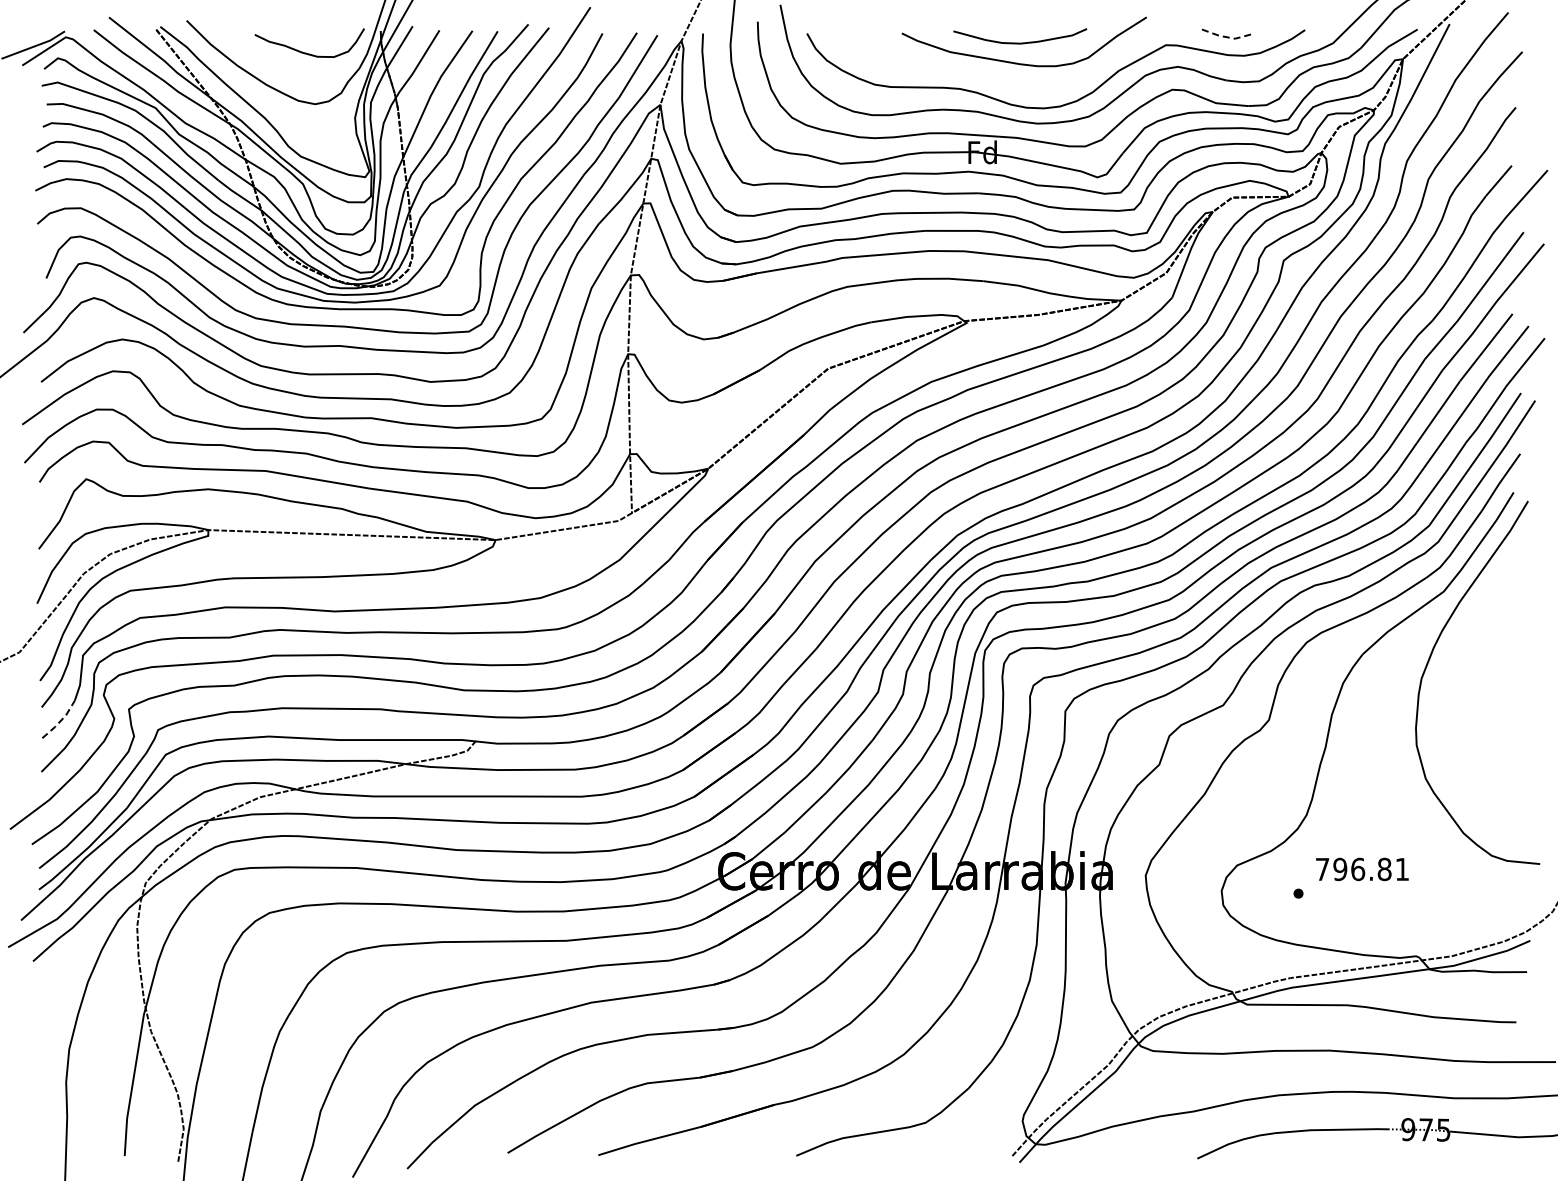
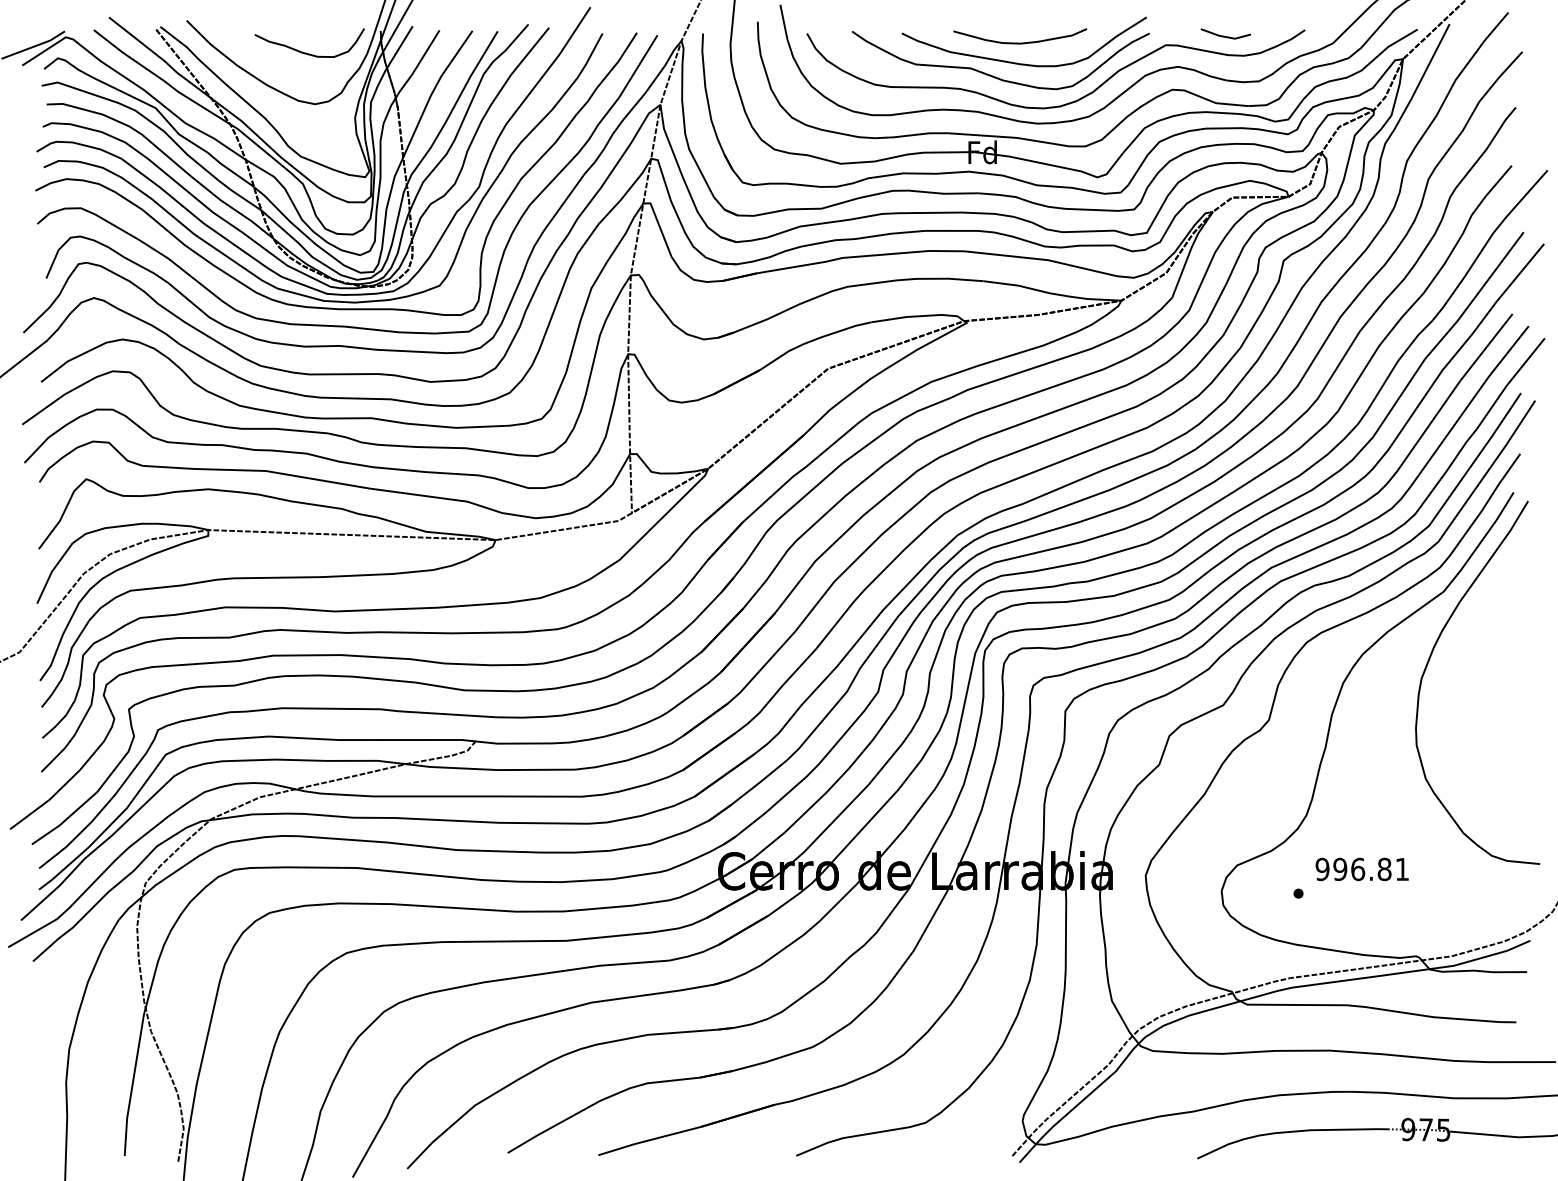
line: dashed -> solid (1225, 36)
curve: none -> present (993, 75)
line: dashed -> solid (60, 720)
text: 796.81 -> 996.81 (1322, 869)
